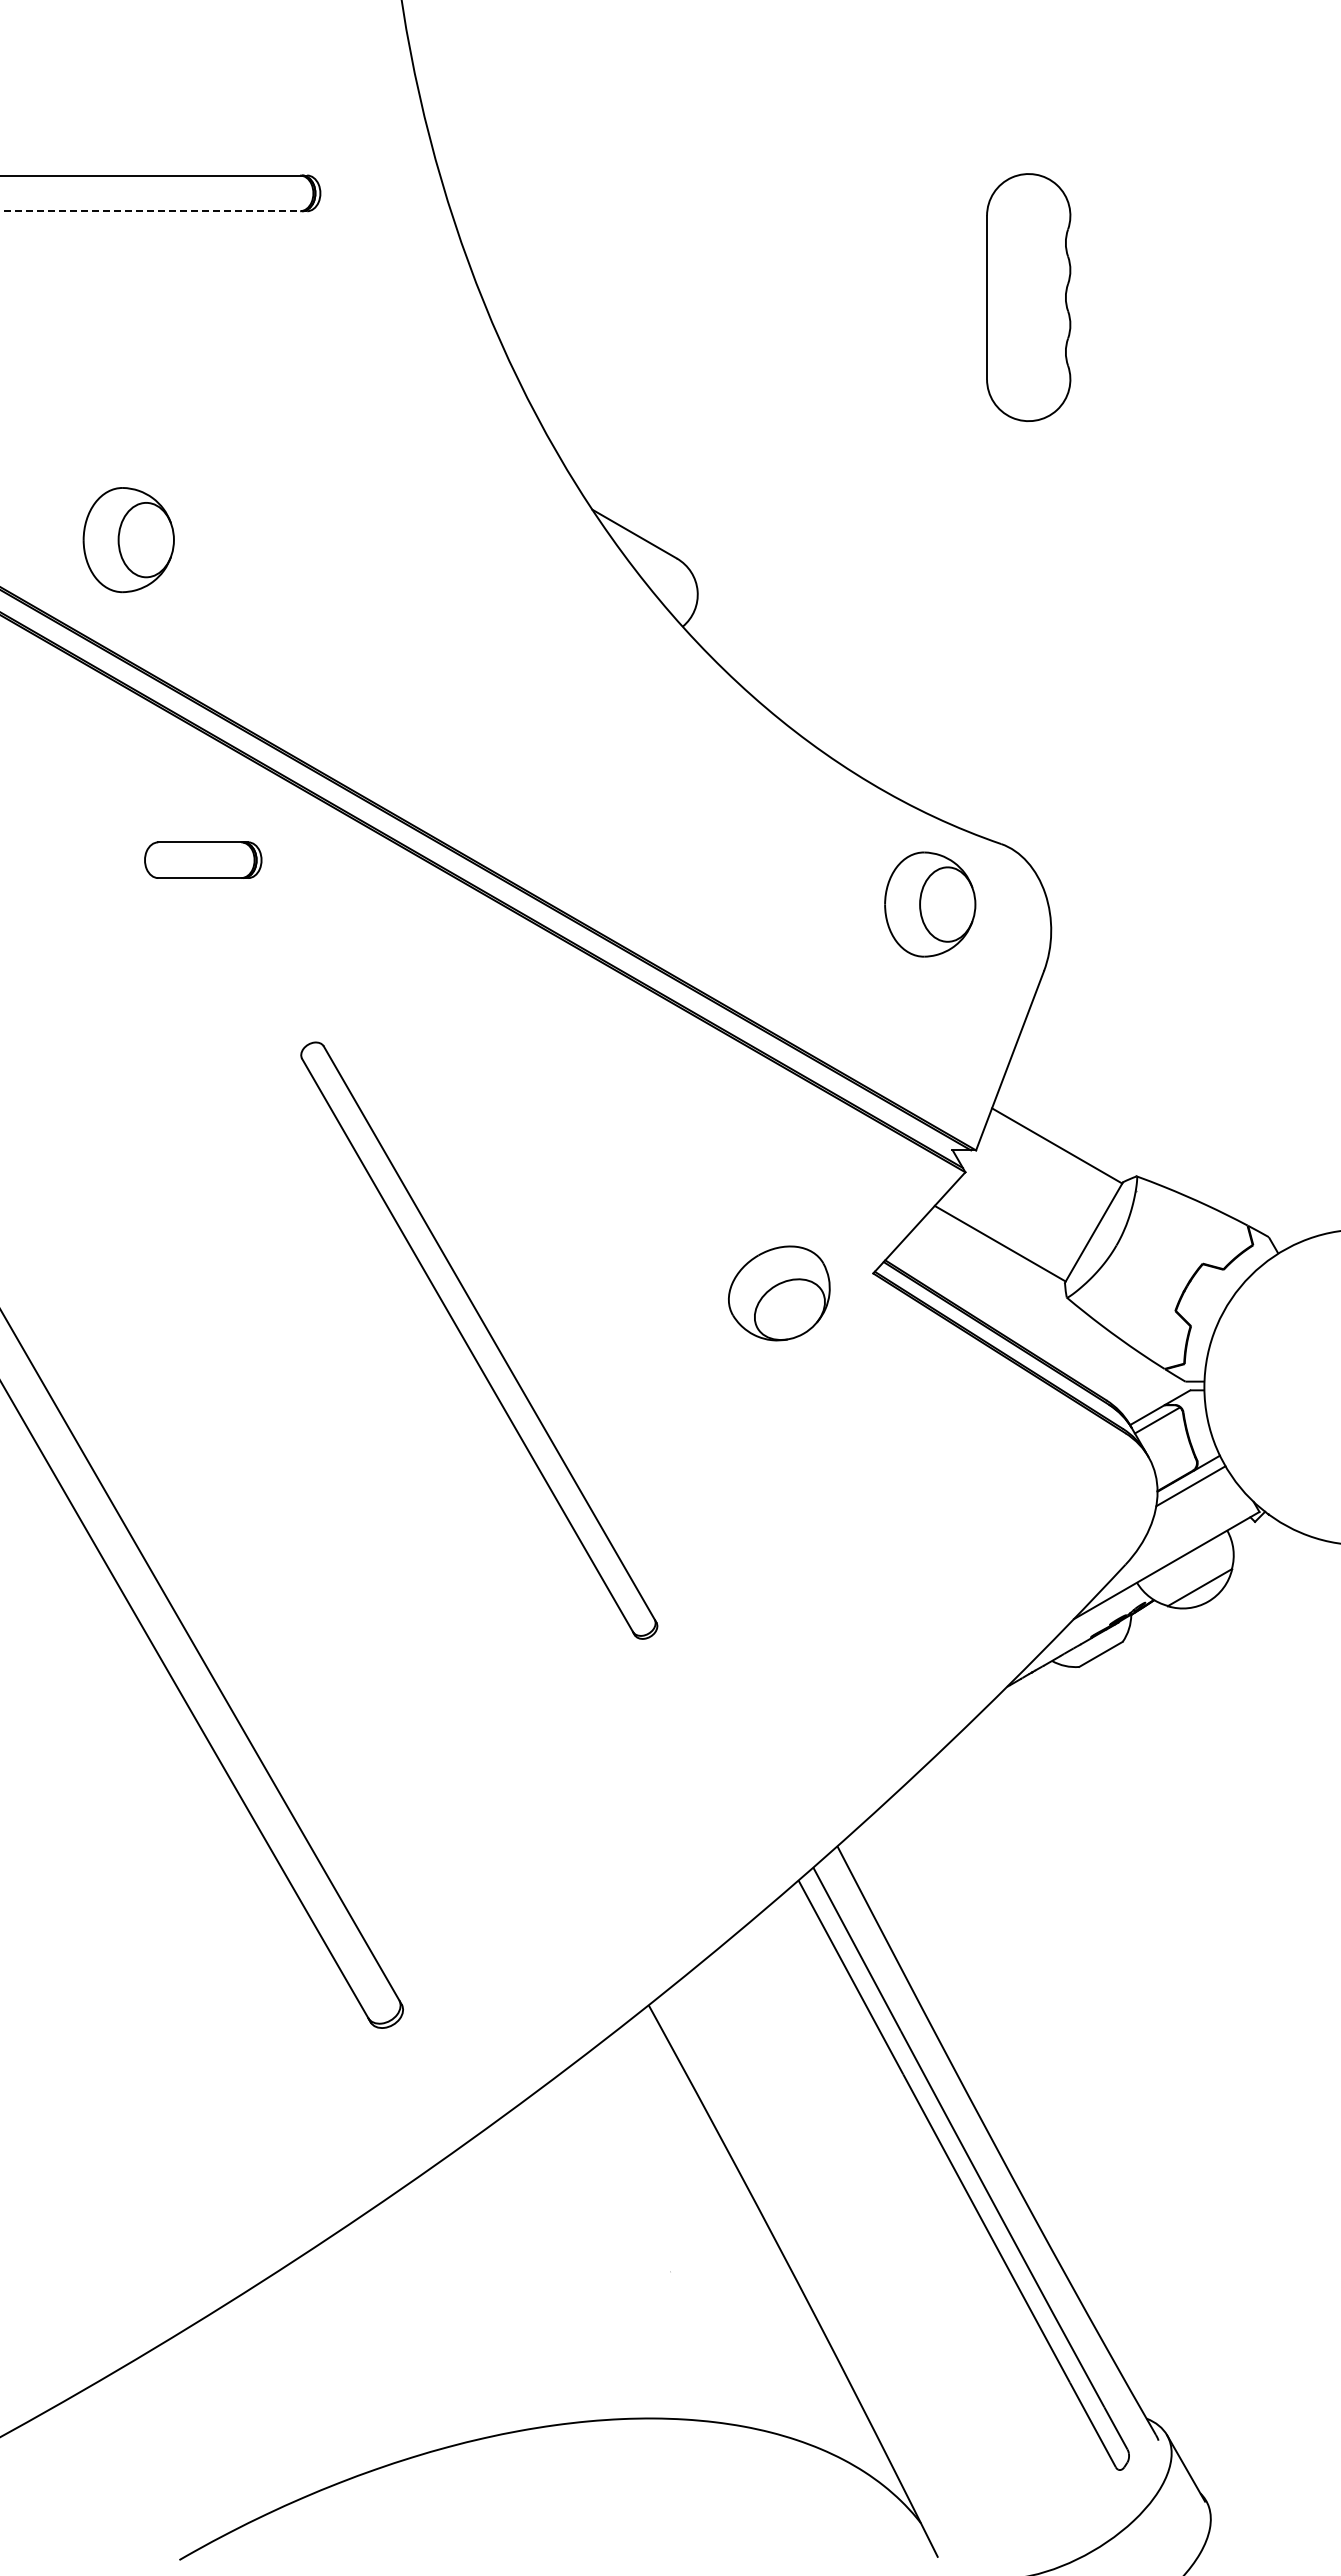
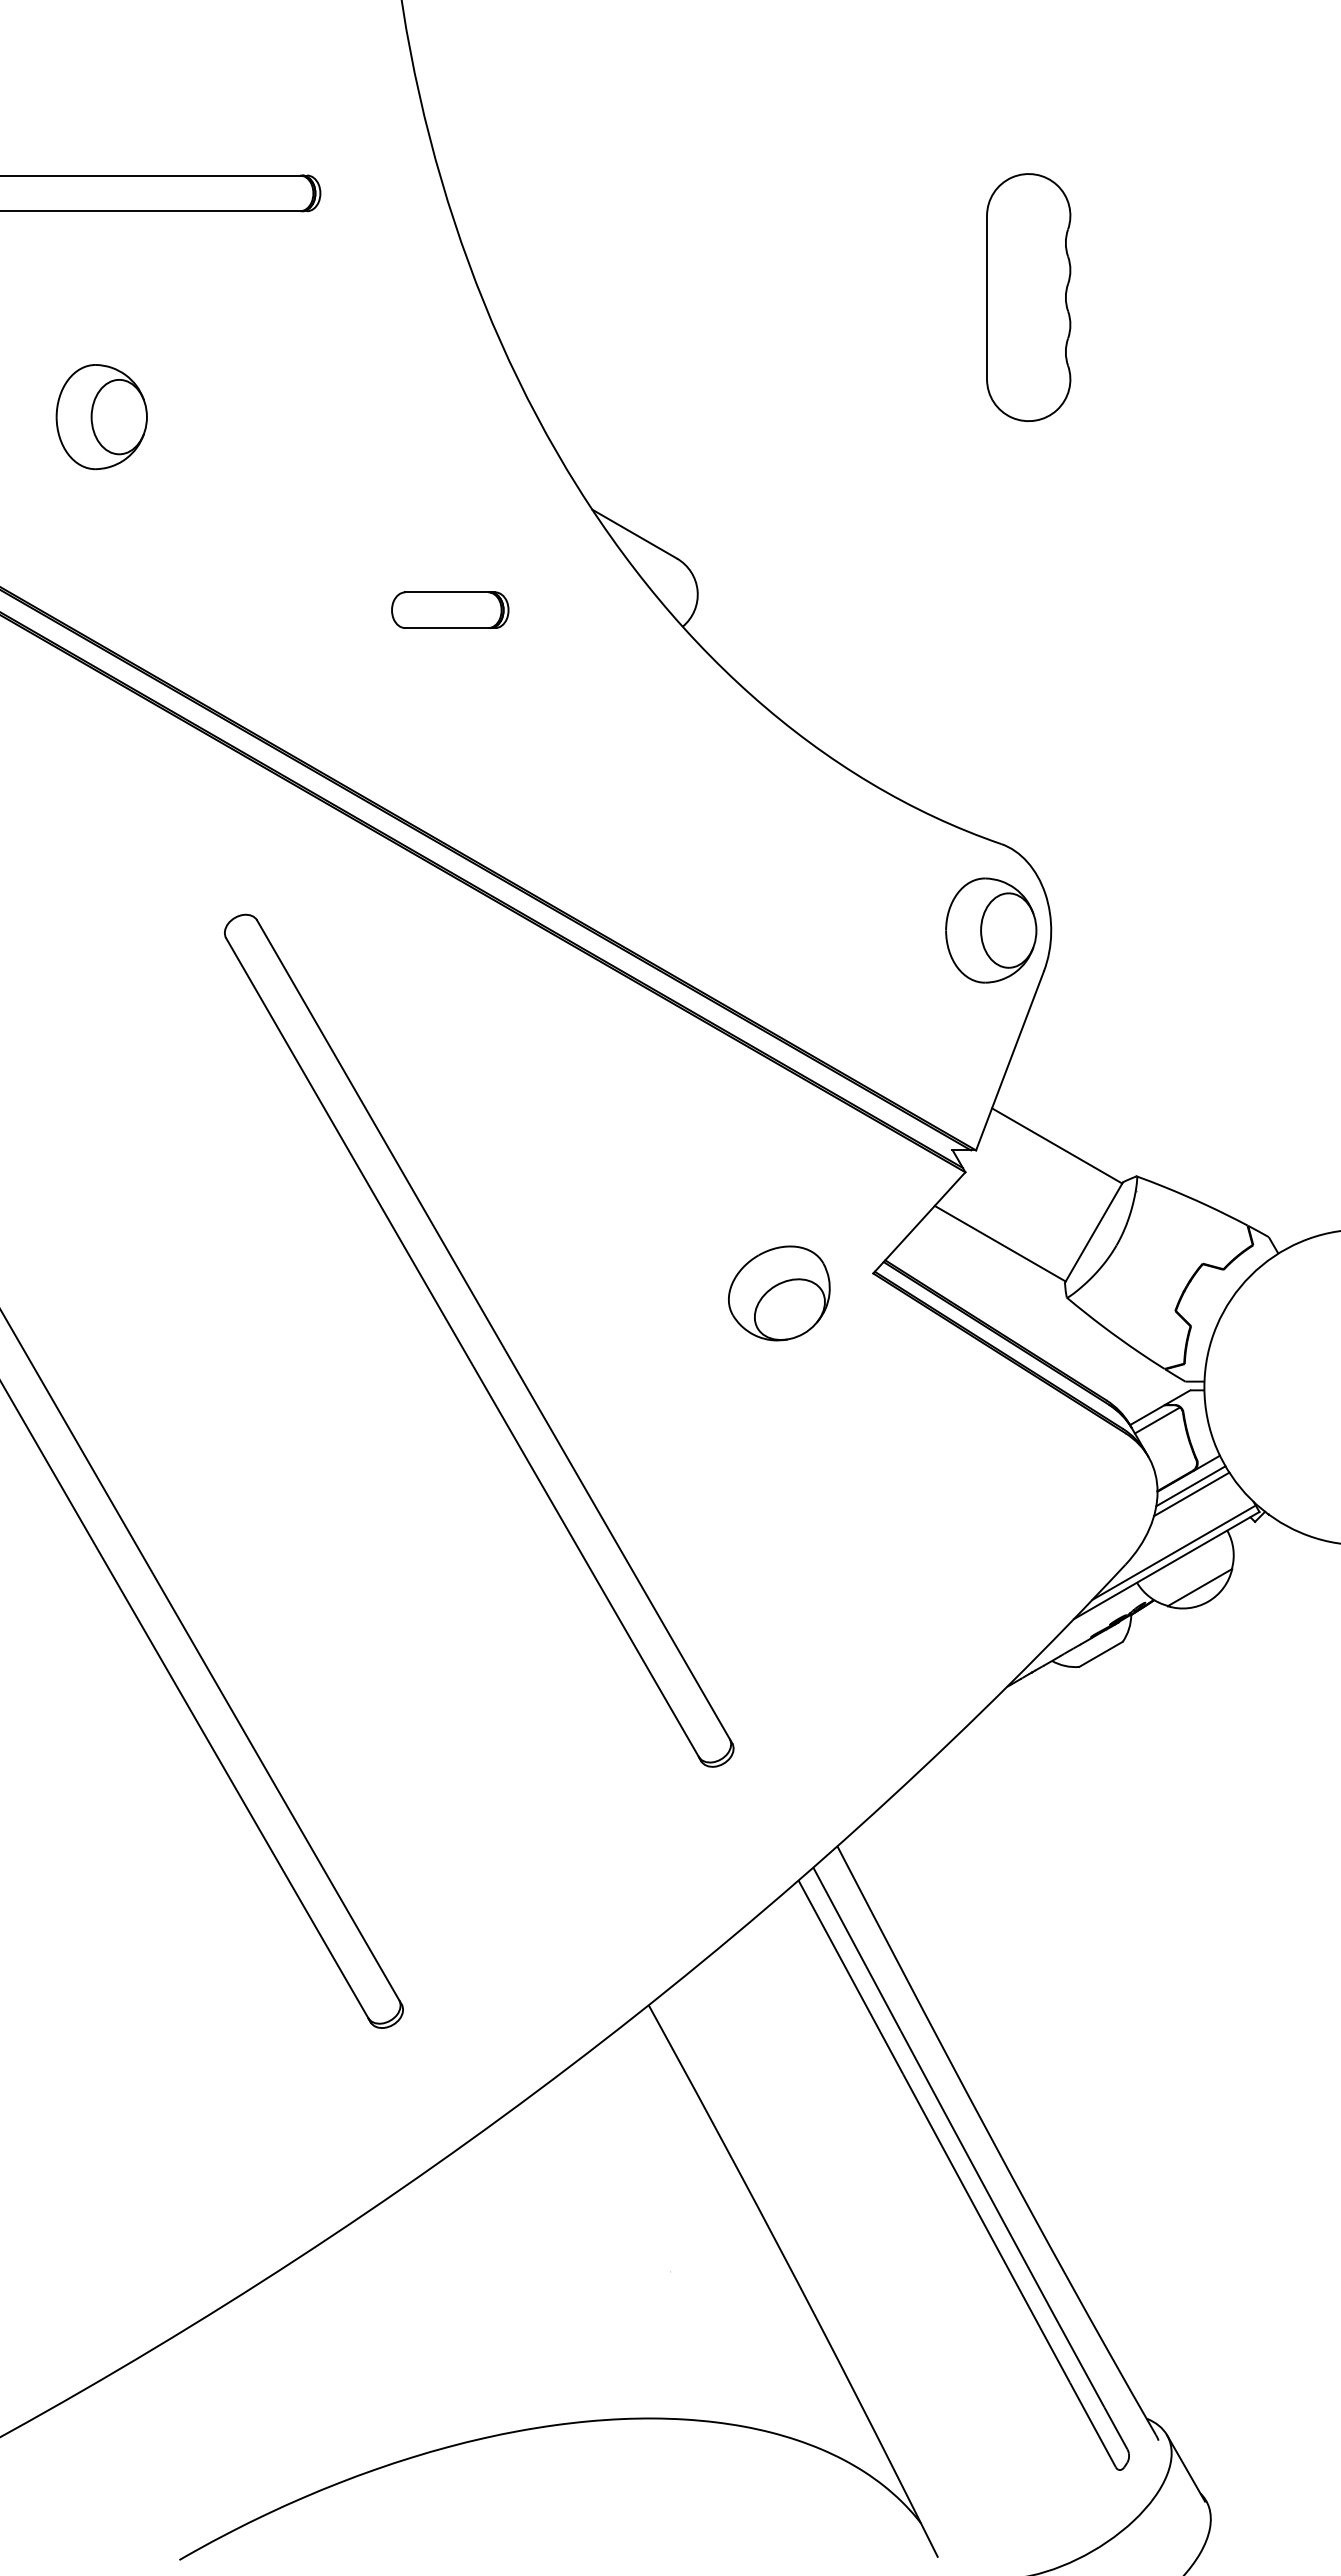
line: dashed -> solid (154, 211)
part position: (128, 540) -> (101, 417) (101, 417)
part position: (203, 859) -> (450, 609) (450, 609)
part position: (930, 904) -> (991, 930) (991, 930)
part size: 359x599 px -> 511x855 px (479, 1340)
line: none -> present (1191, 1494)
line: none -> present (1173, 1552)
